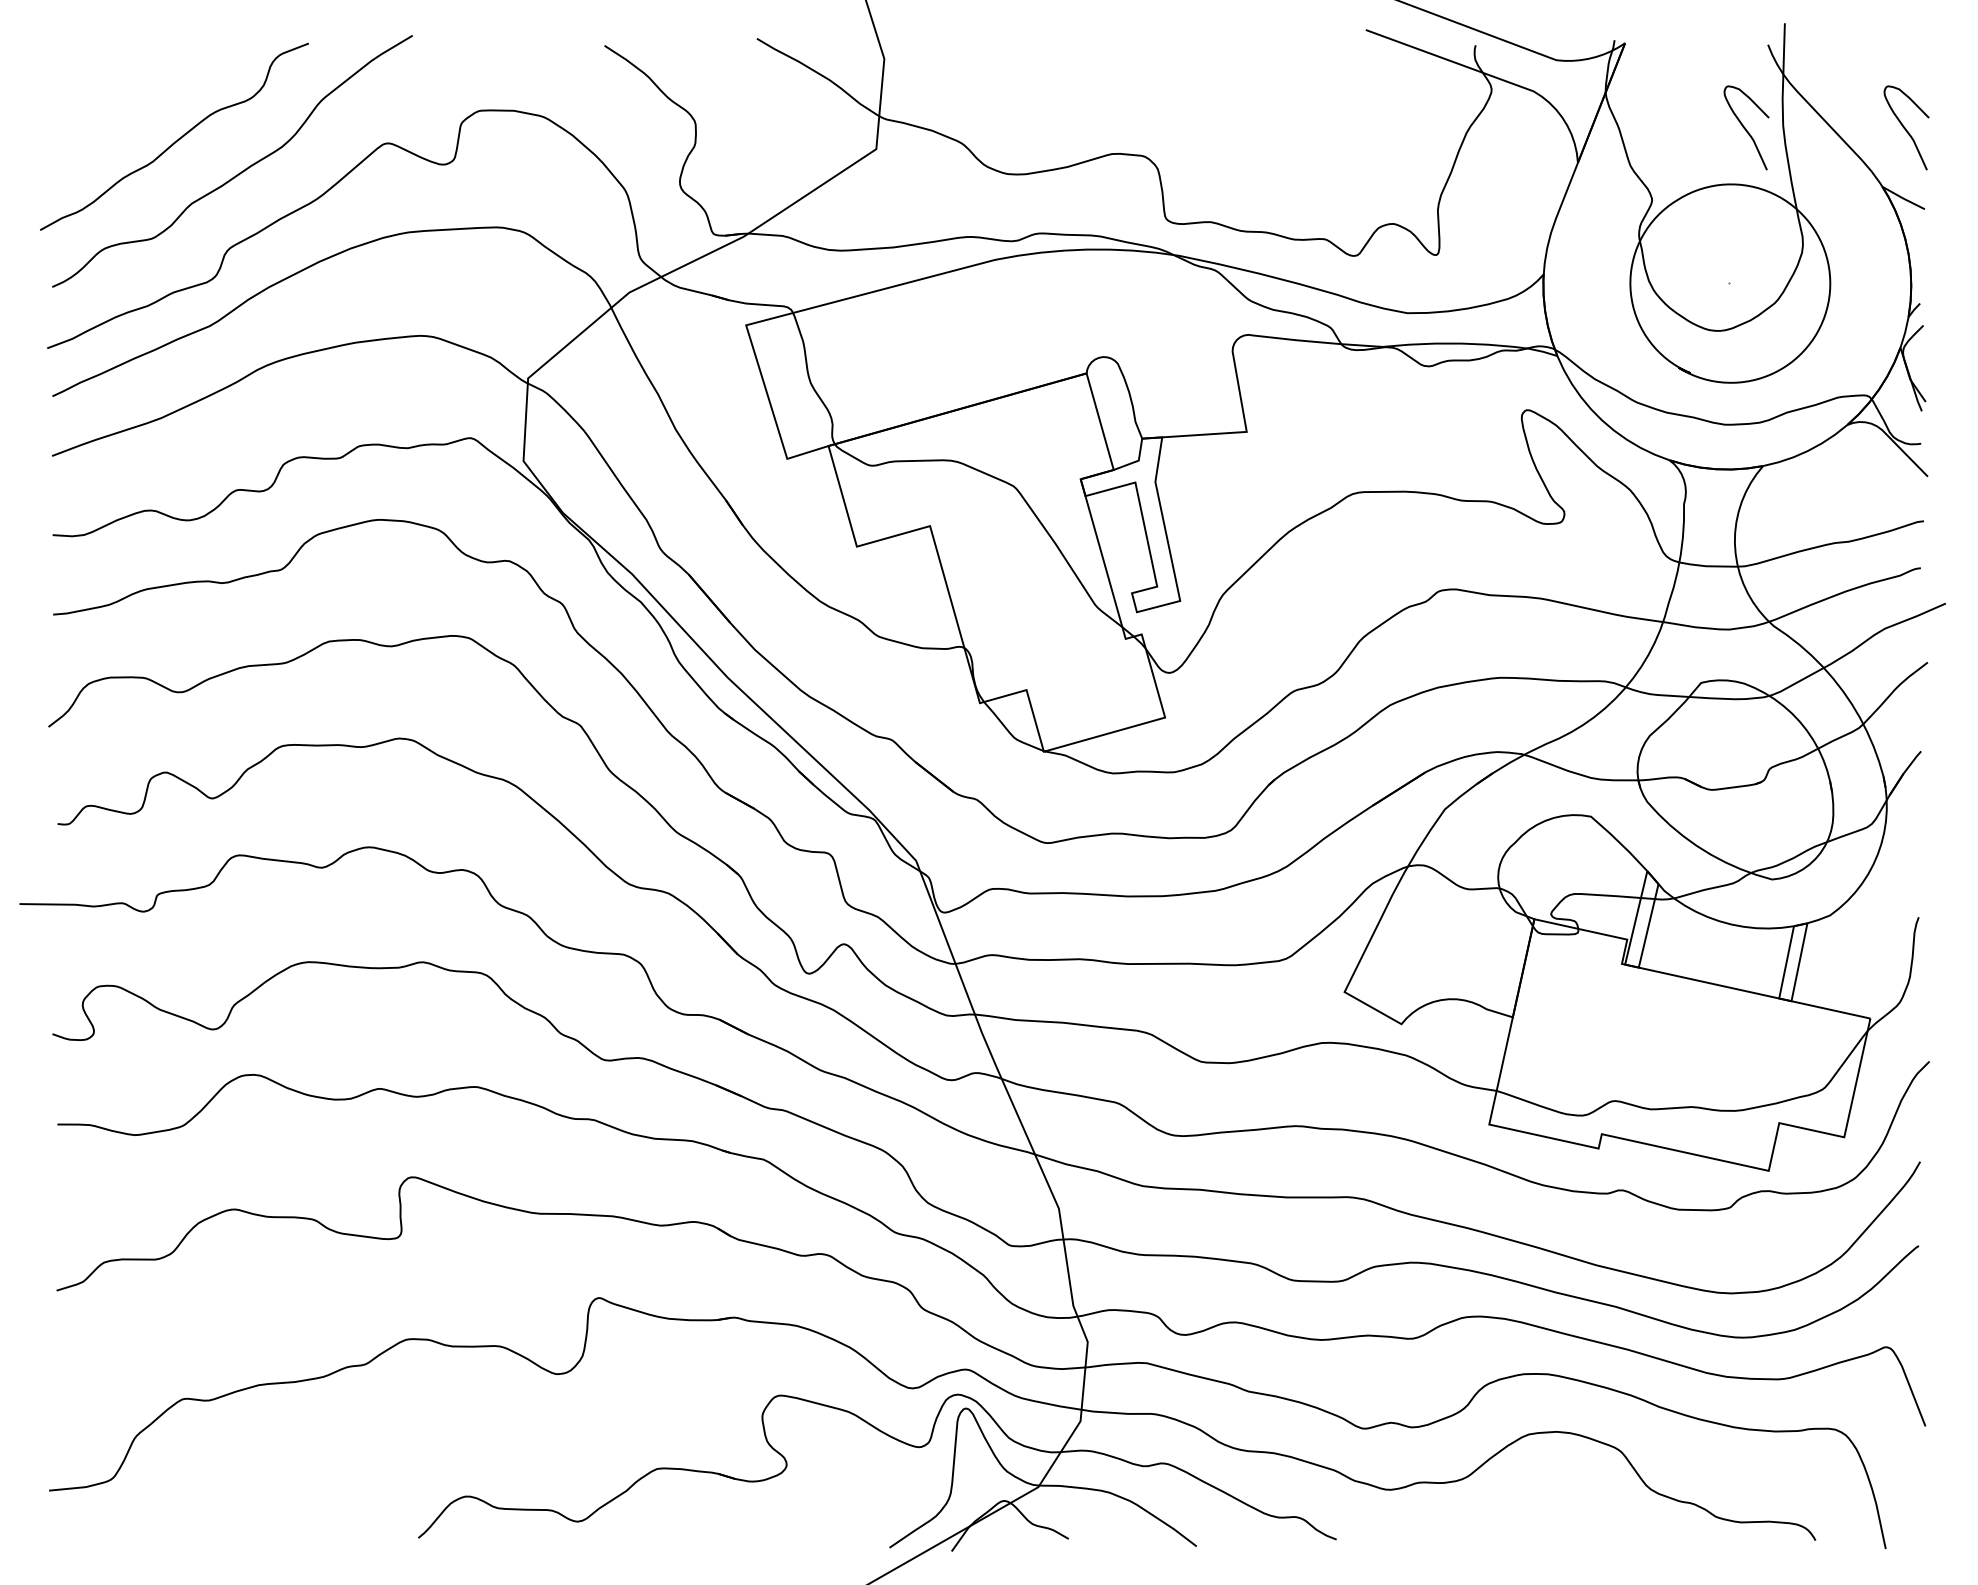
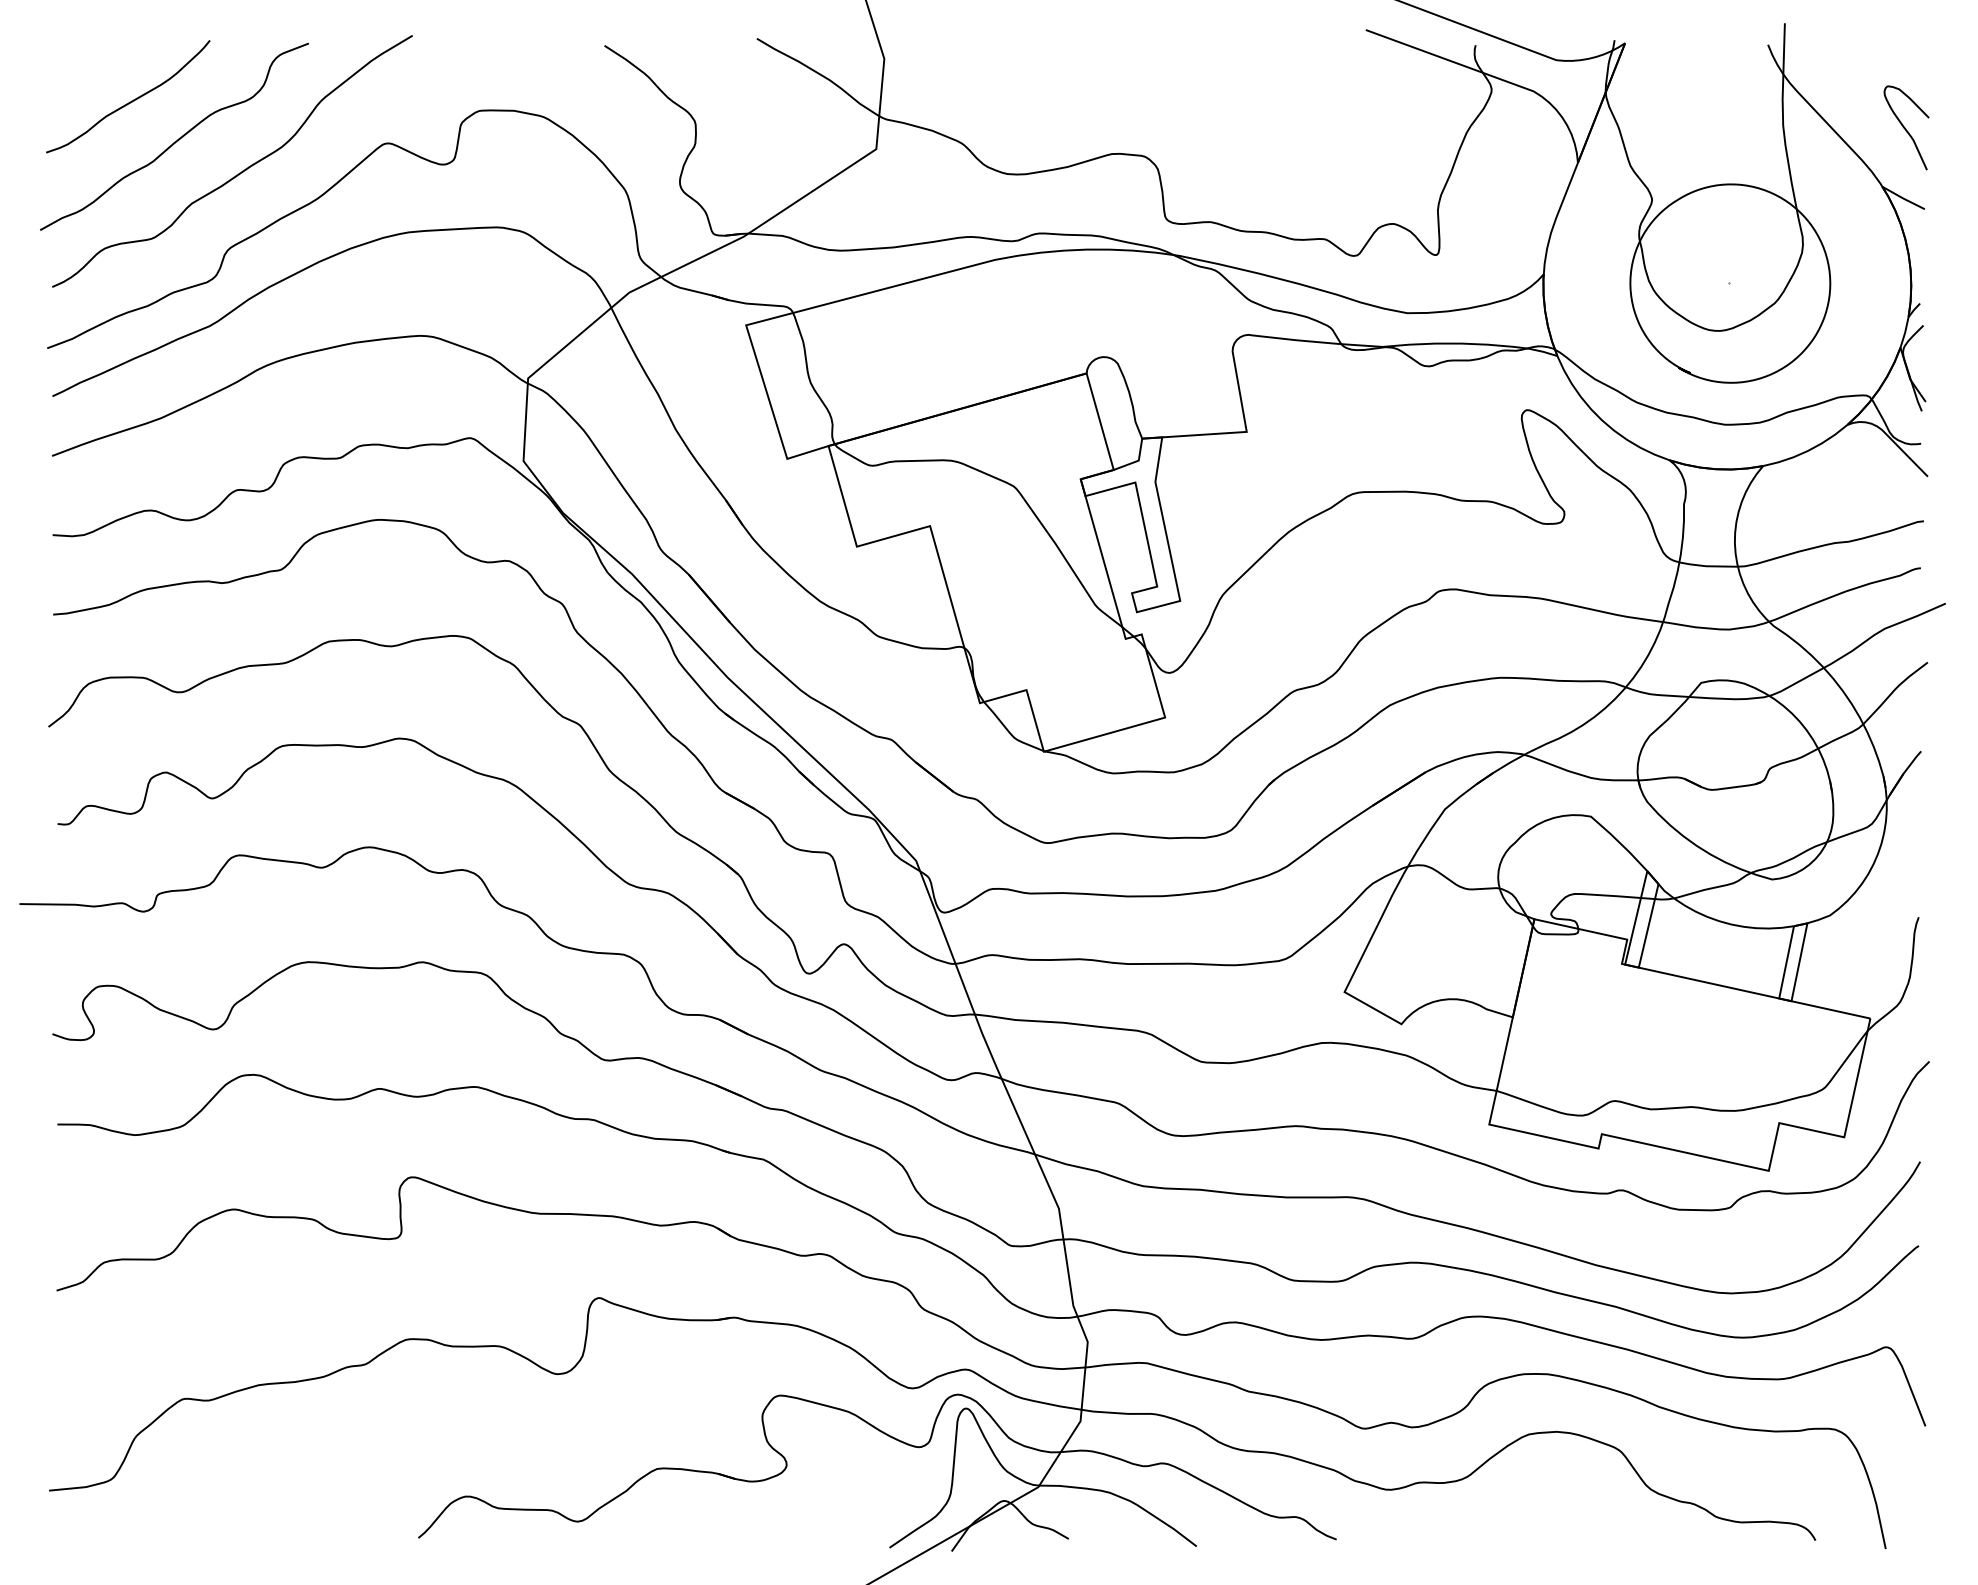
curve: none -> present (131, 100)
curve: present -> none (1745, 127)
